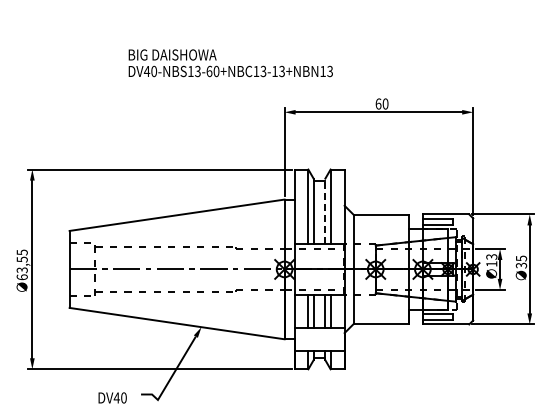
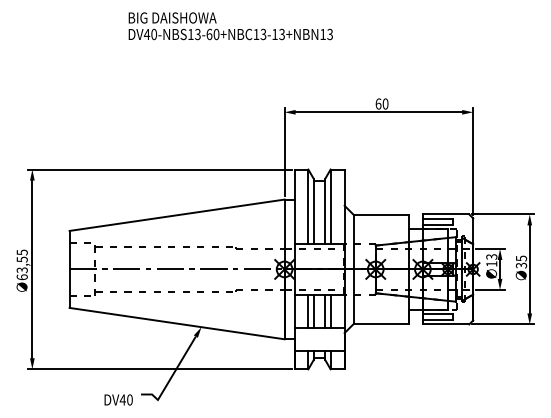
text position: (230, 63) -> (230, 26) (230, 26)
line: dashed -> solid (325, 211)
text position: (112, 397) -> (118, 399) (118, 399)
